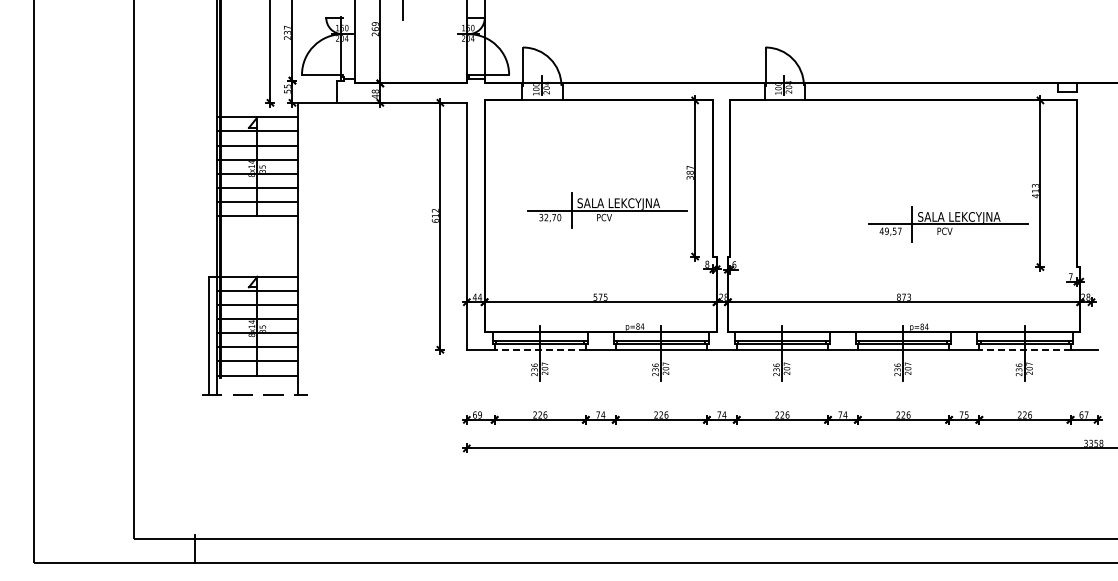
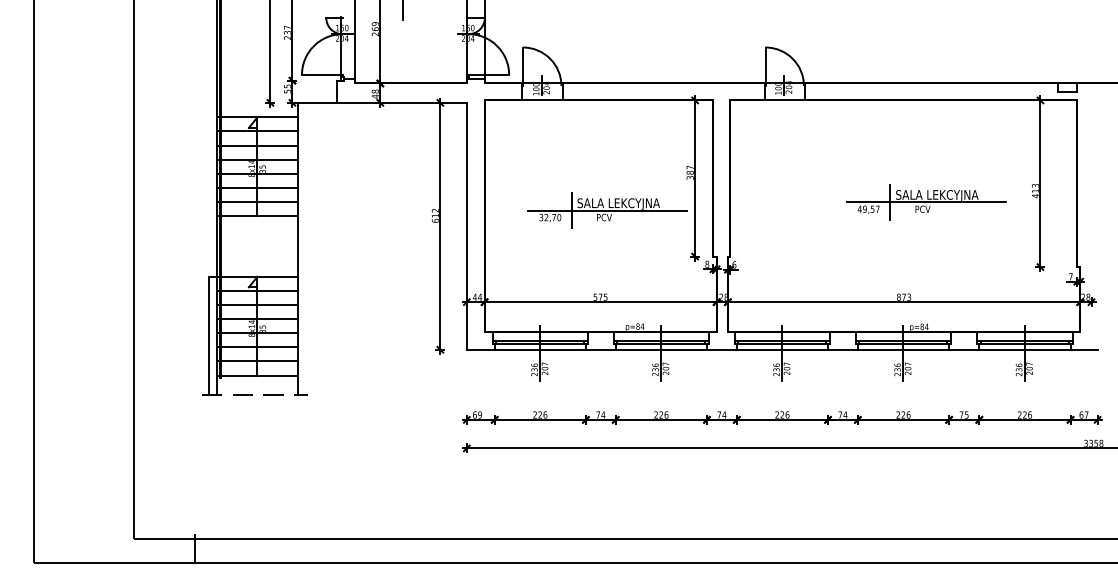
part position: (948, 224) -> (926, 202) (926, 202)
line: dashed -> solid (540, 349)
line: dashed -> solid (1024, 349)
